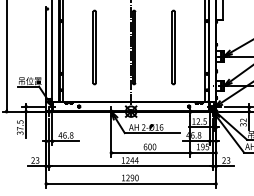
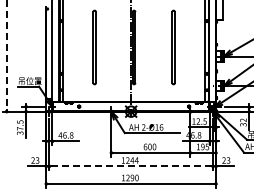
line: solid -> dashed (6, 55)
line: solid -> dashed (131, 166)
